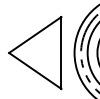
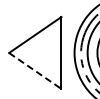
line: solid -> dashed (35, 70)
